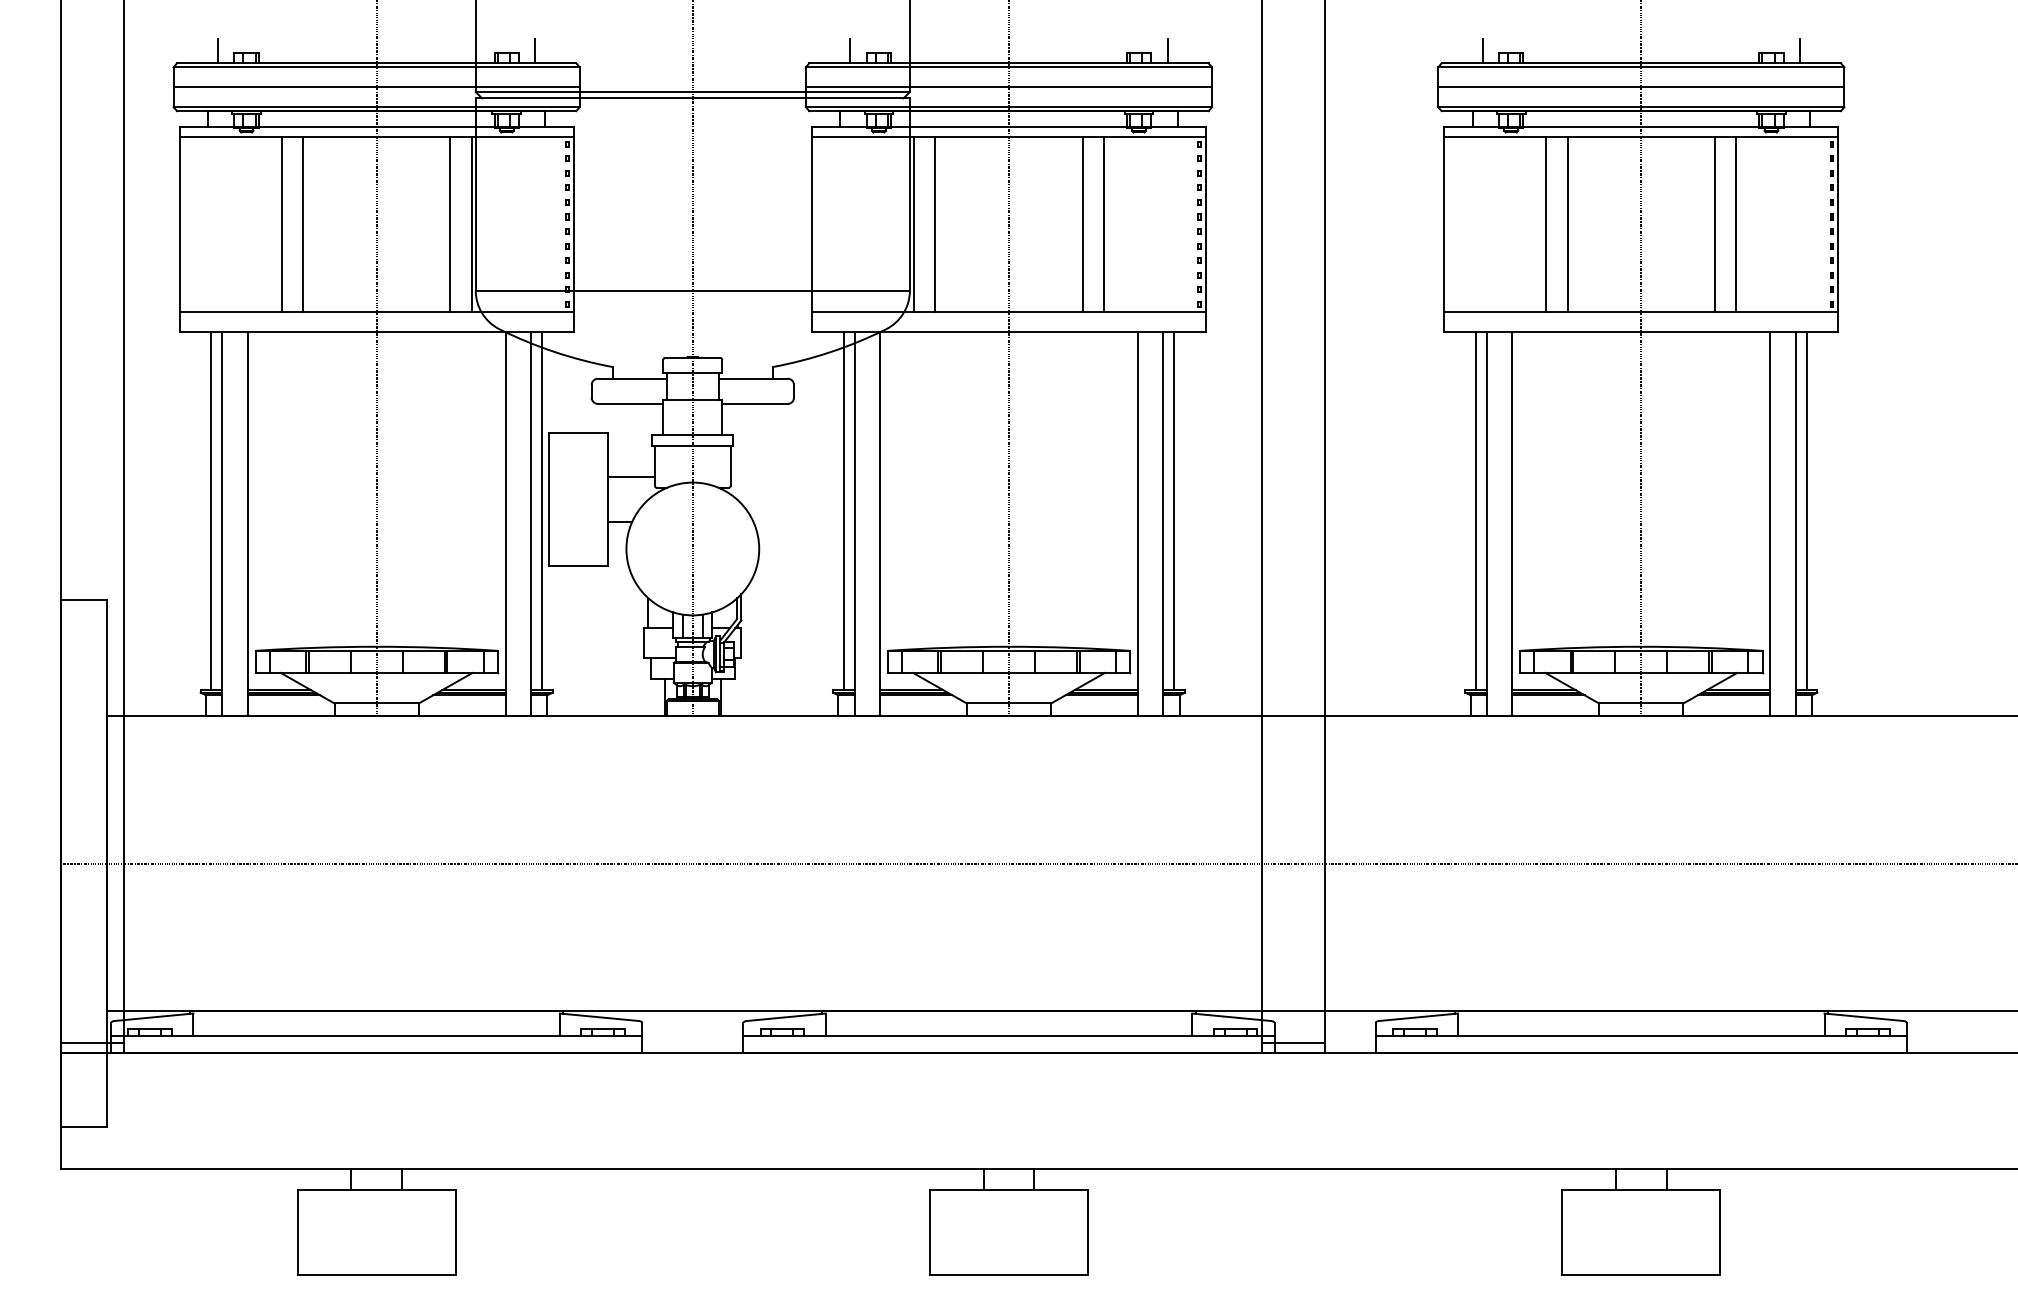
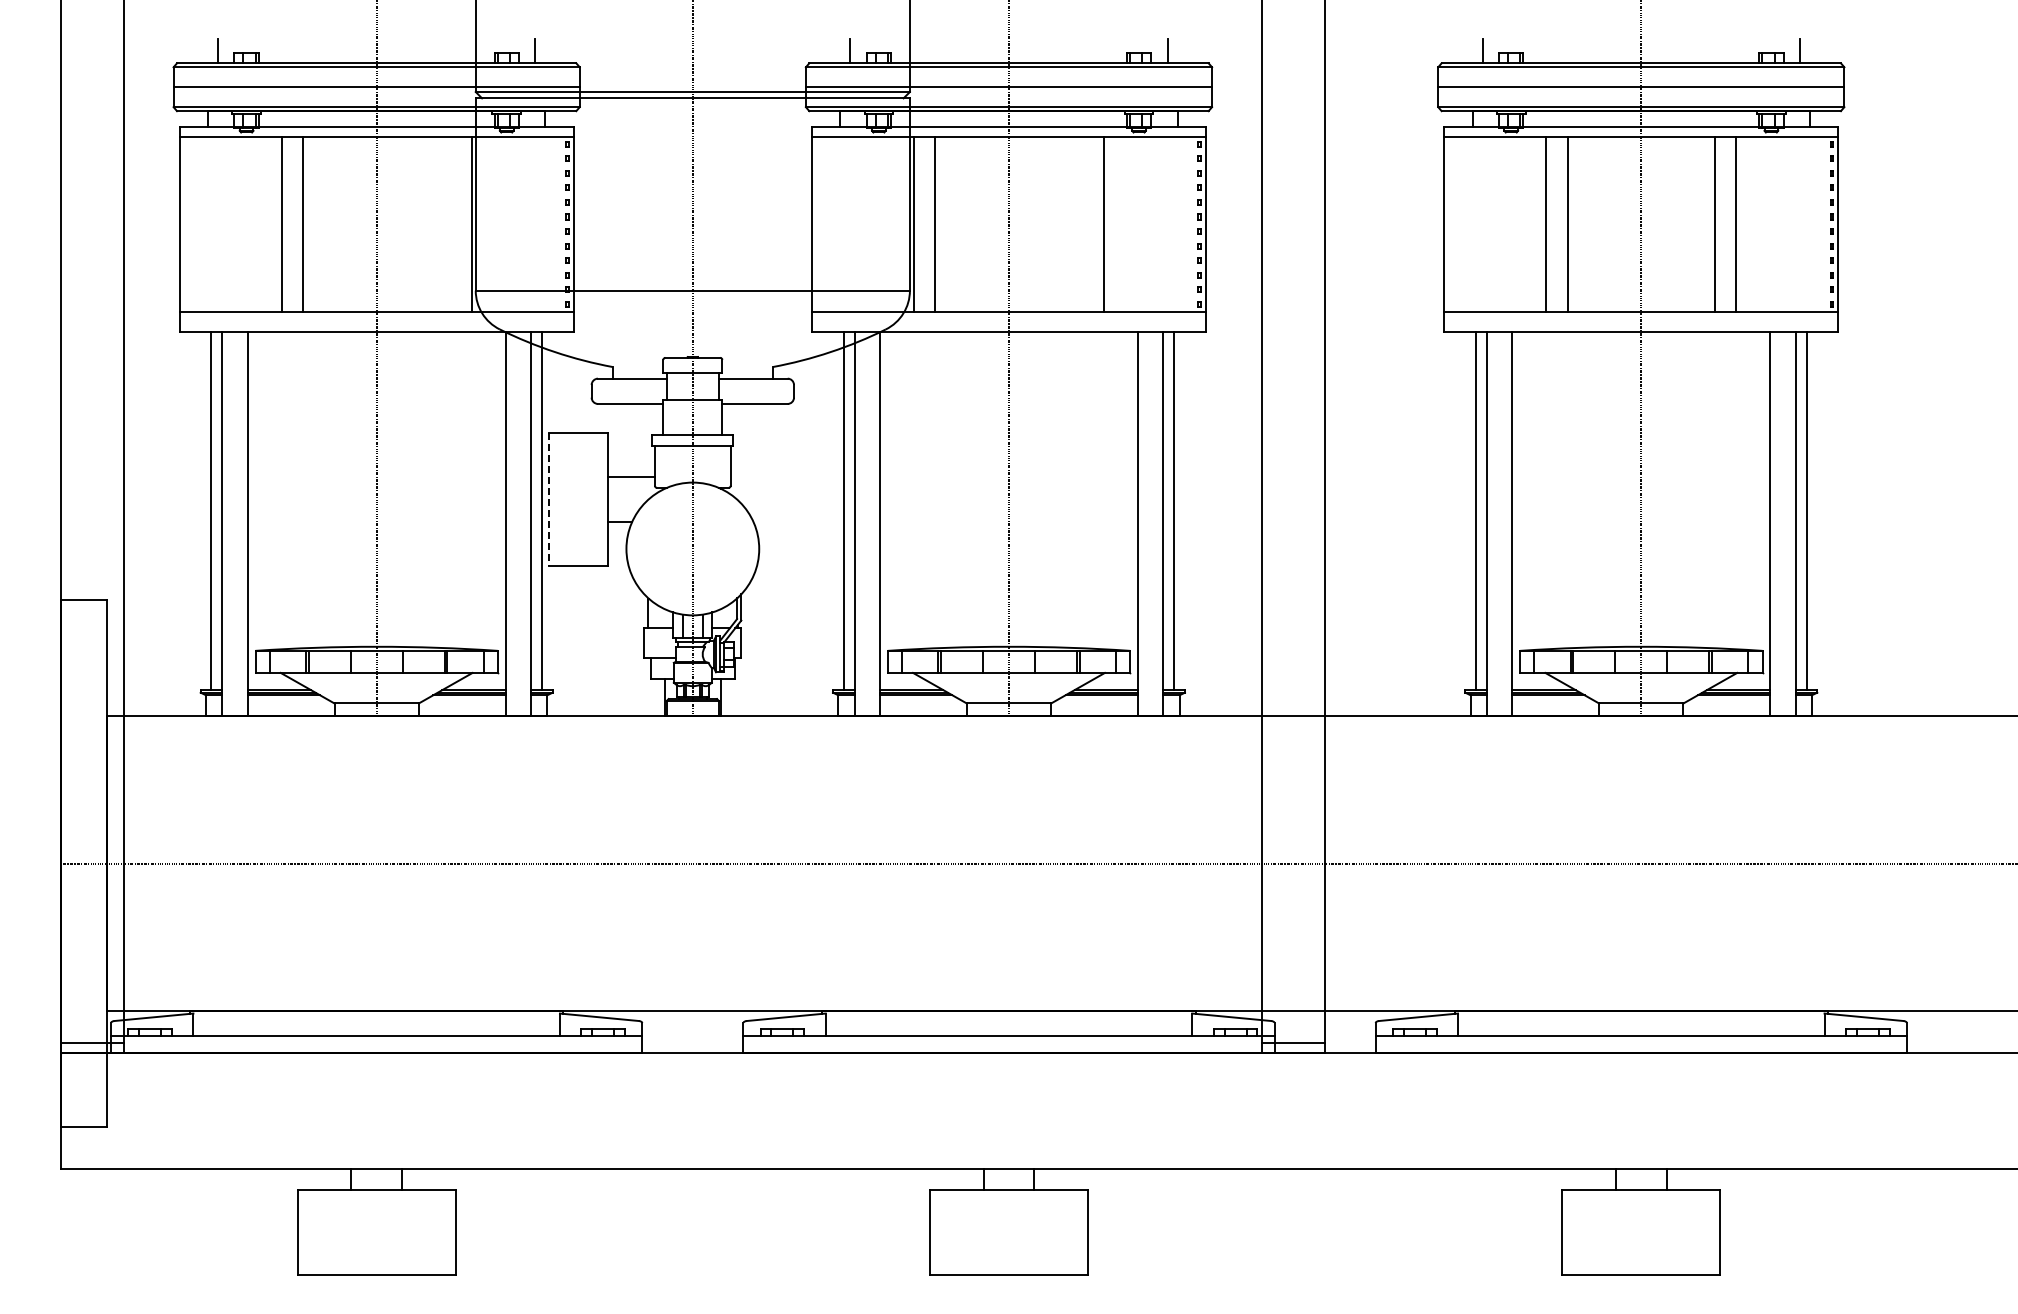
line: present -> none (450, 223)
line: present -> none (1082, 223)
line: solid -> dashed (548, 500)
